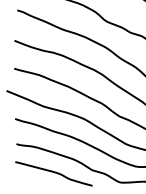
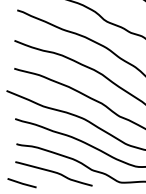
line: none -> present (21, 183)
